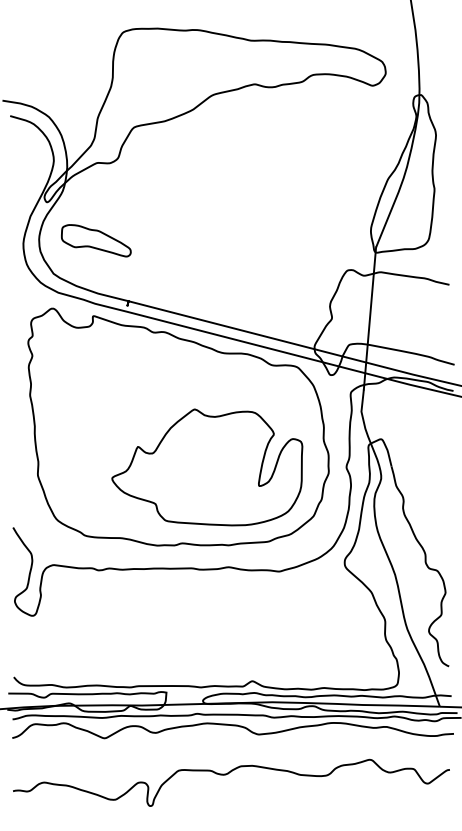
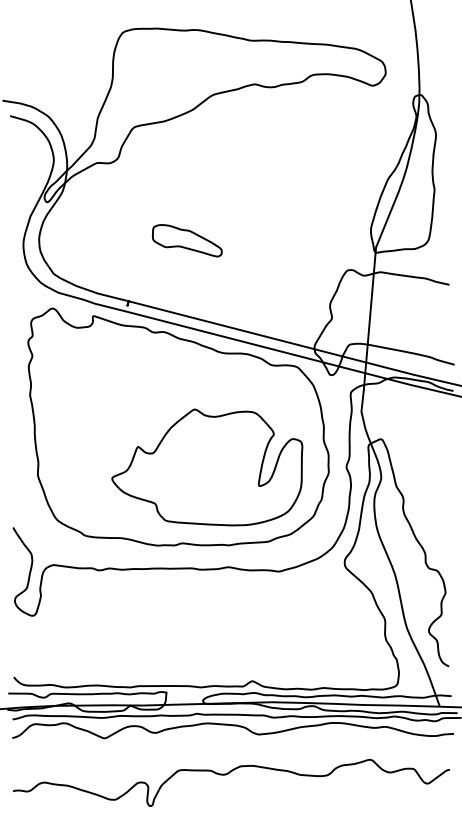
part position: (96, 240) -> (187, 240) (187, 240)
